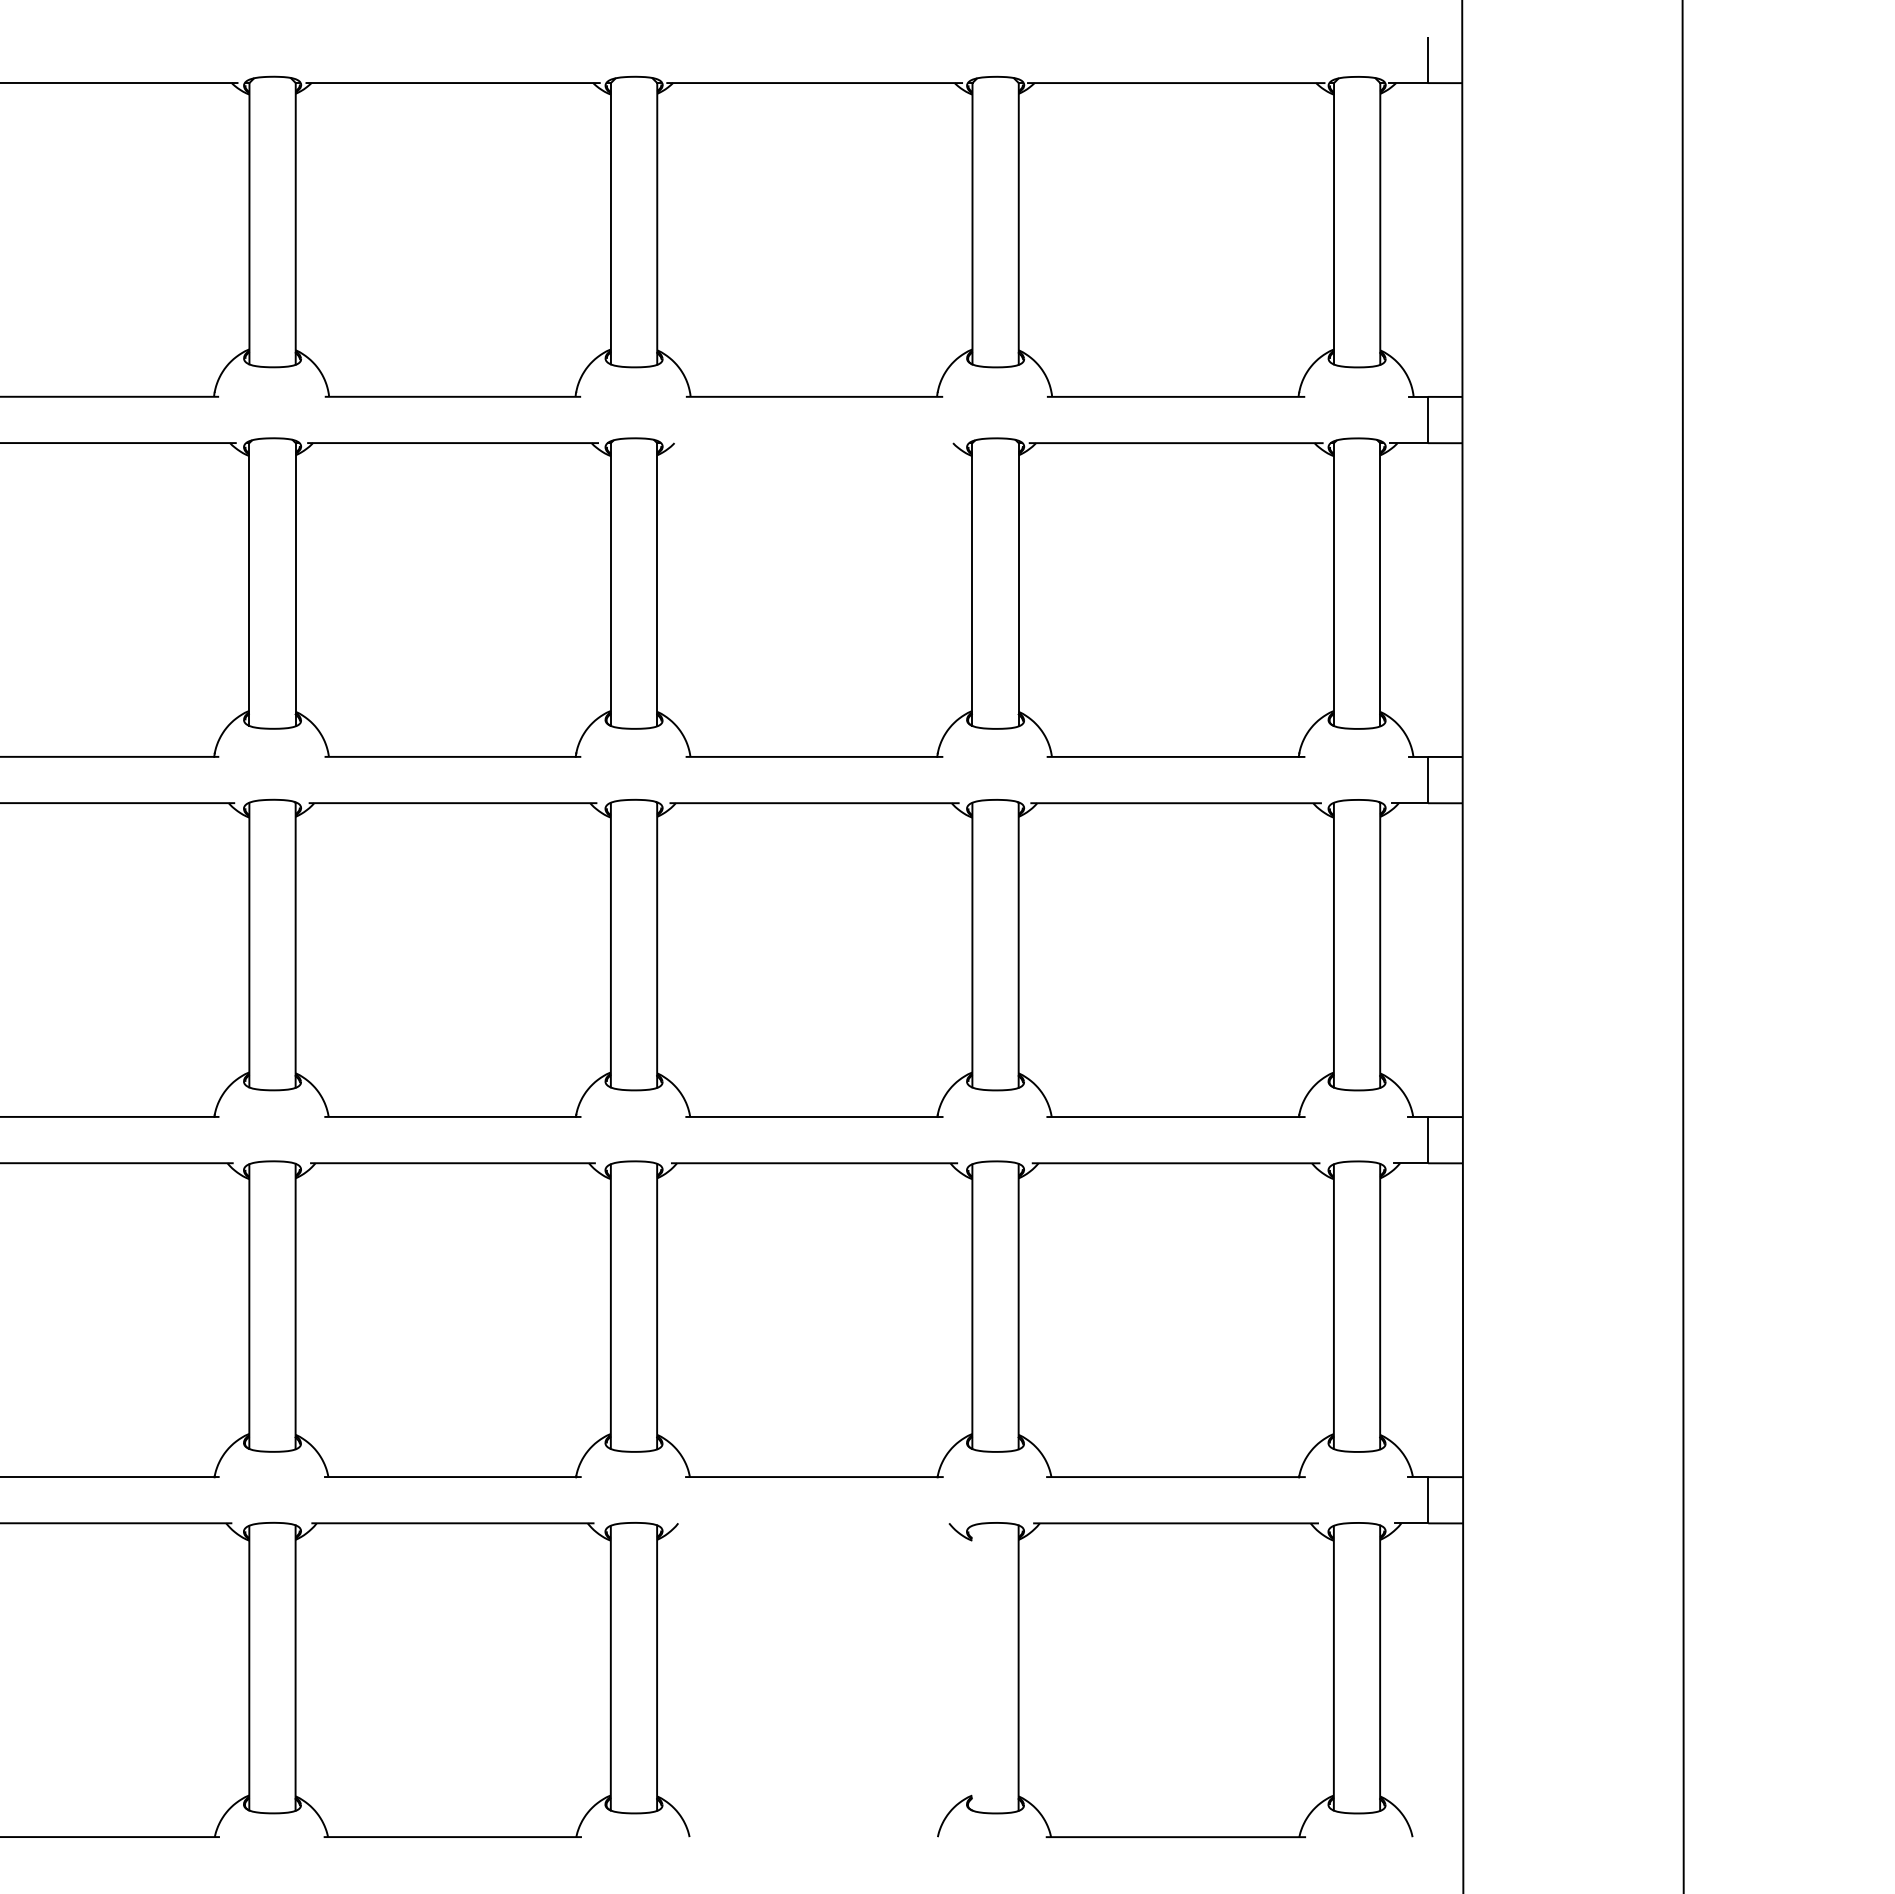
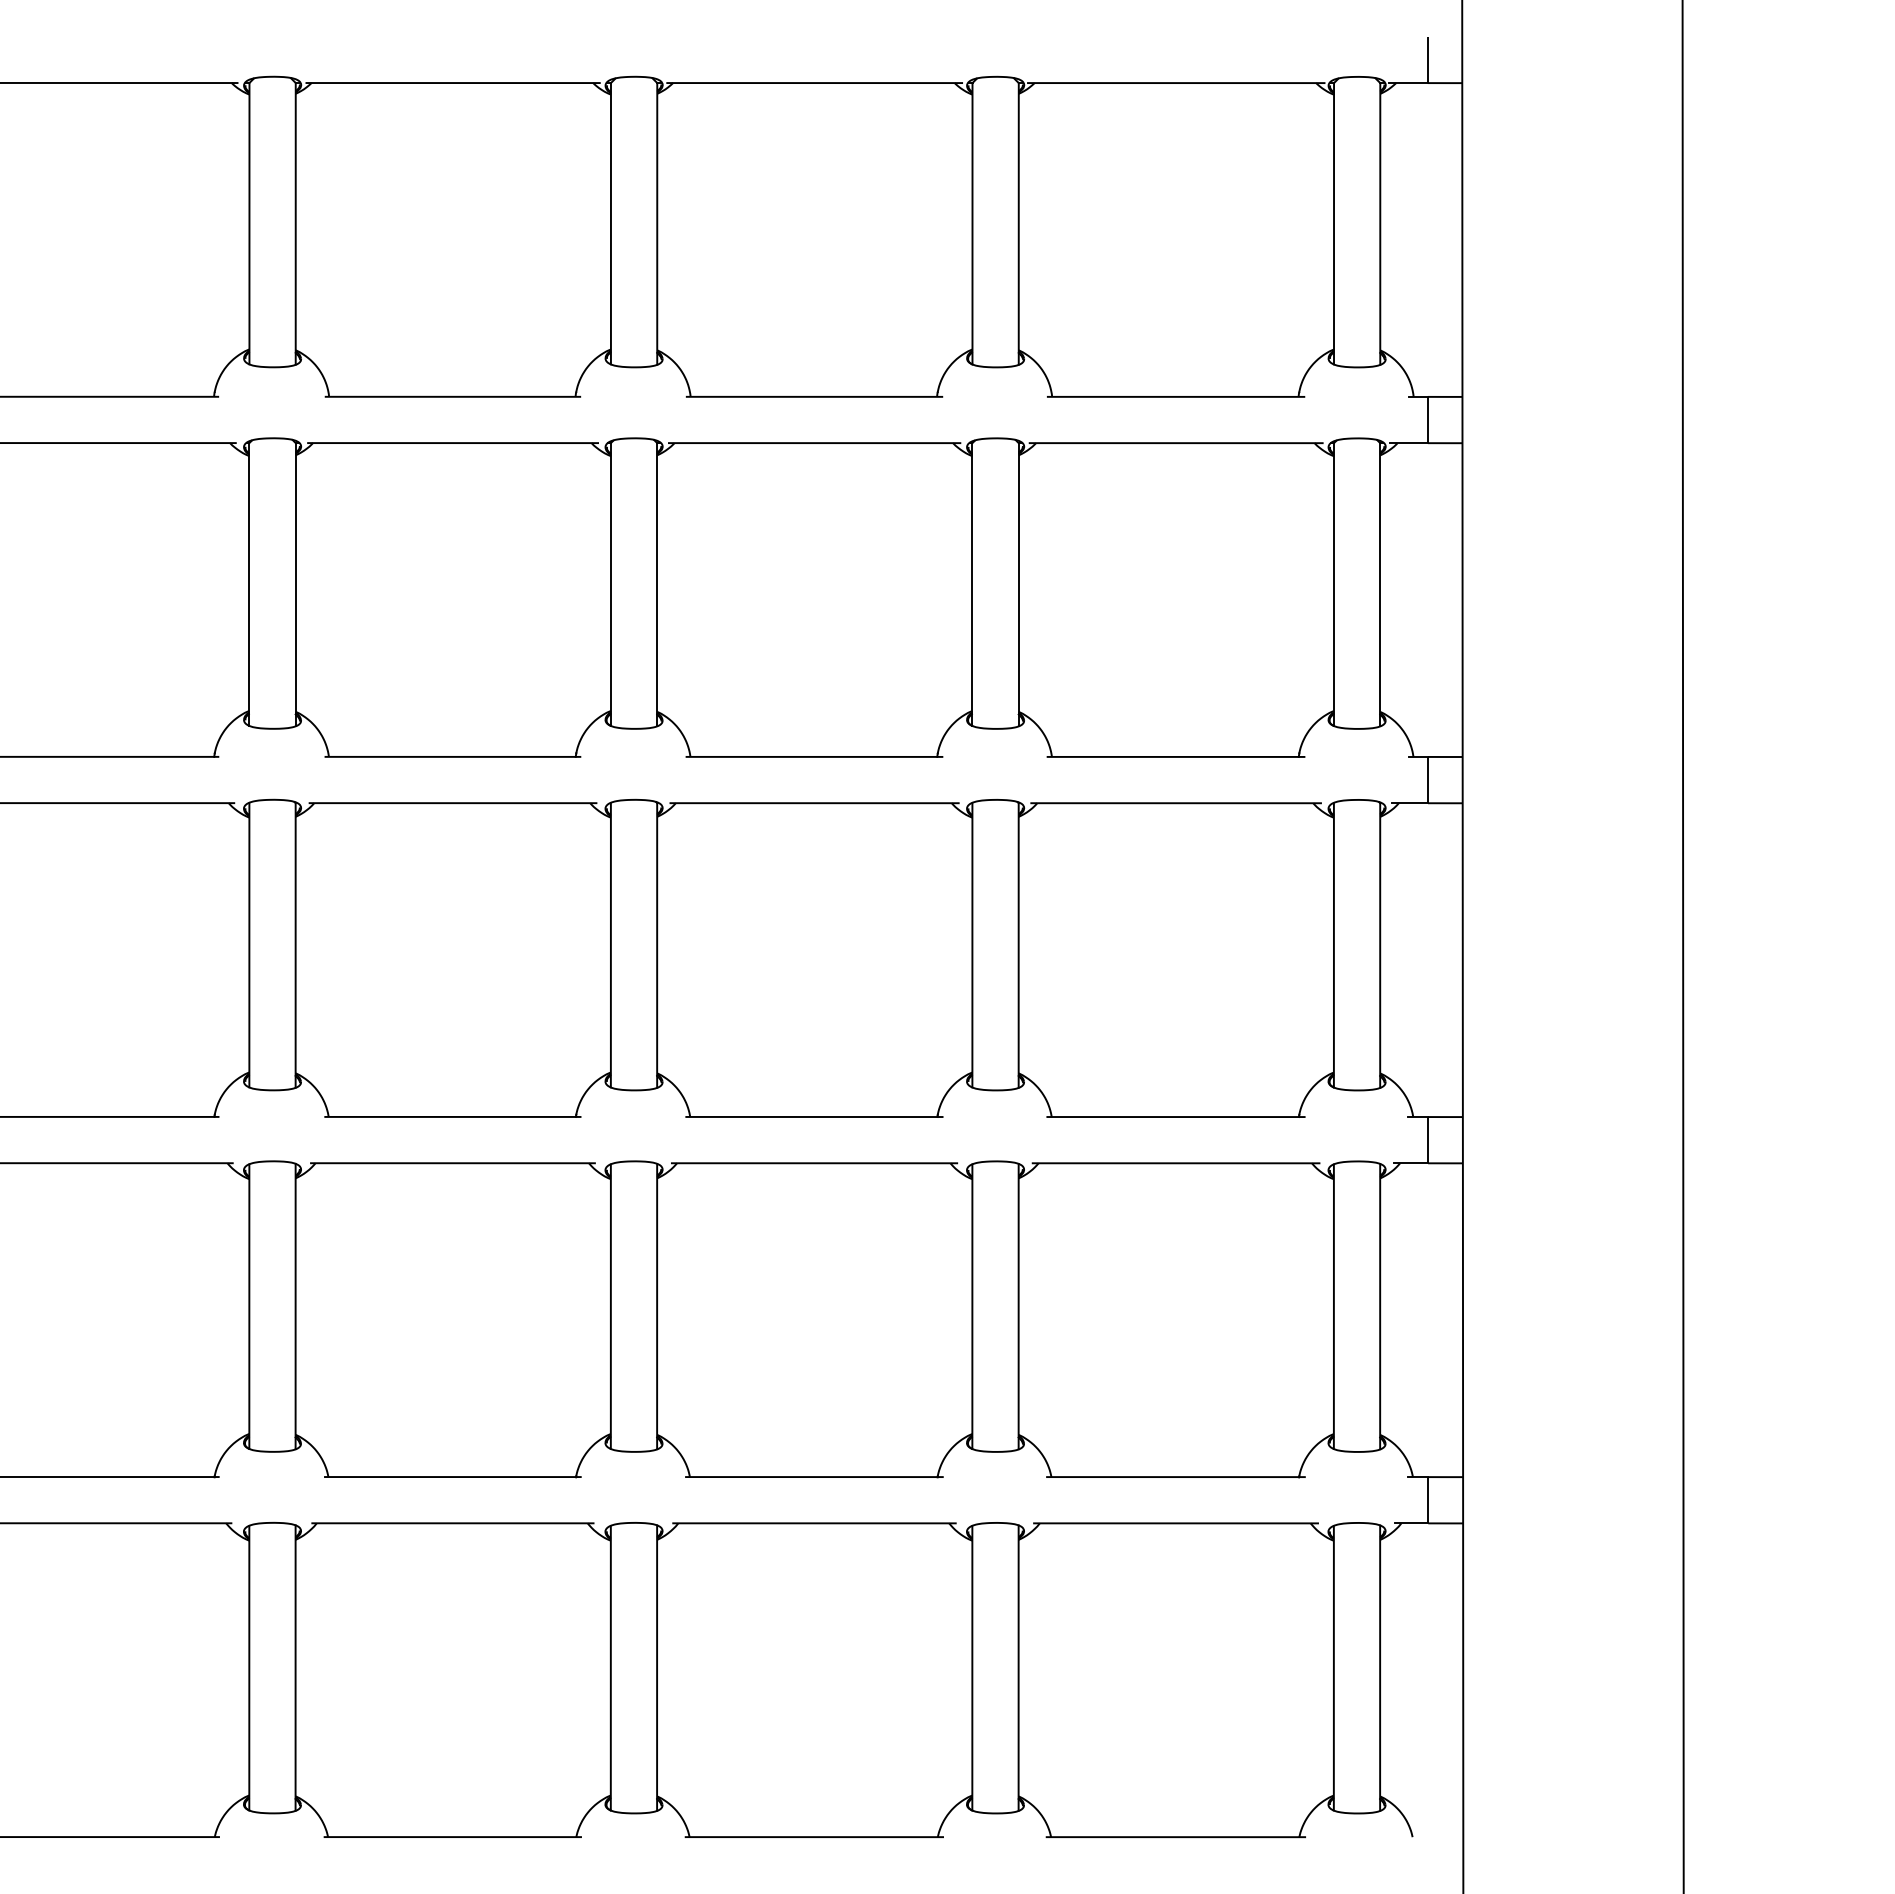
line: none -> present (814, 443)
line: none -> present (814, 1523)
line: none -> present (972, 1668)
line: none -> present (814, 1837)
